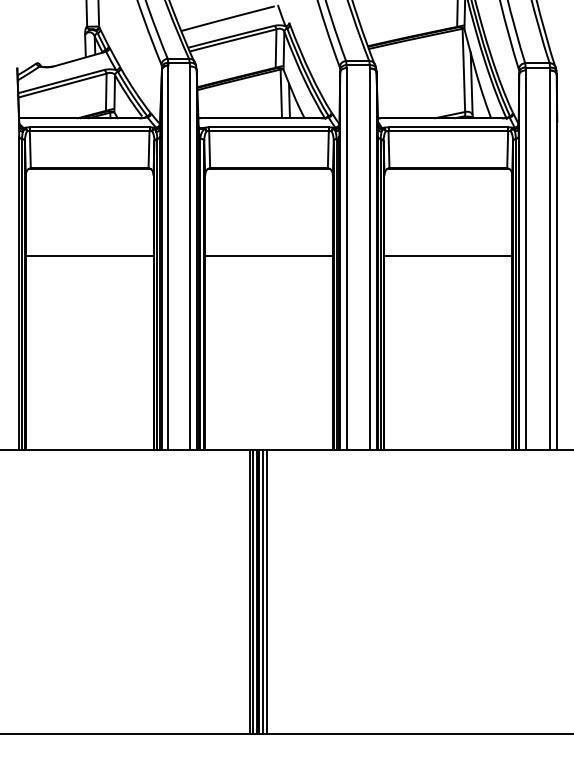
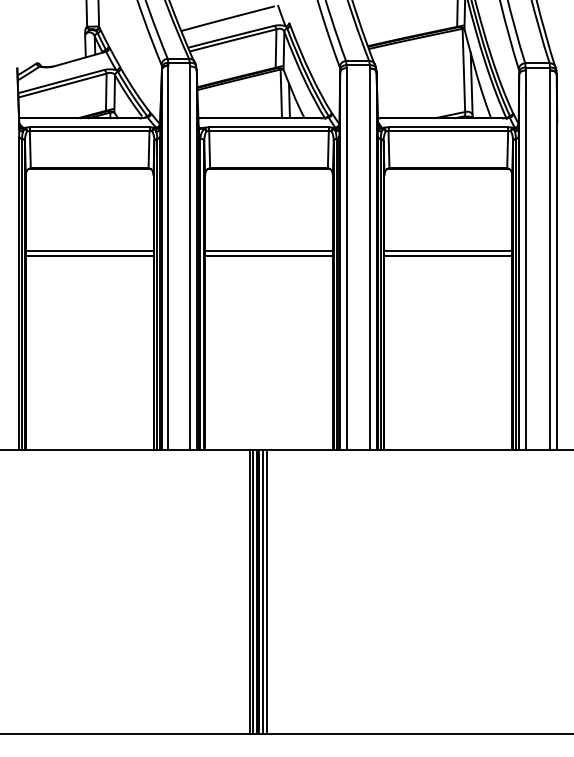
line: none -> present (89, 251)
line: none -> present (268, 251)
line: none -> present (448, 251)
